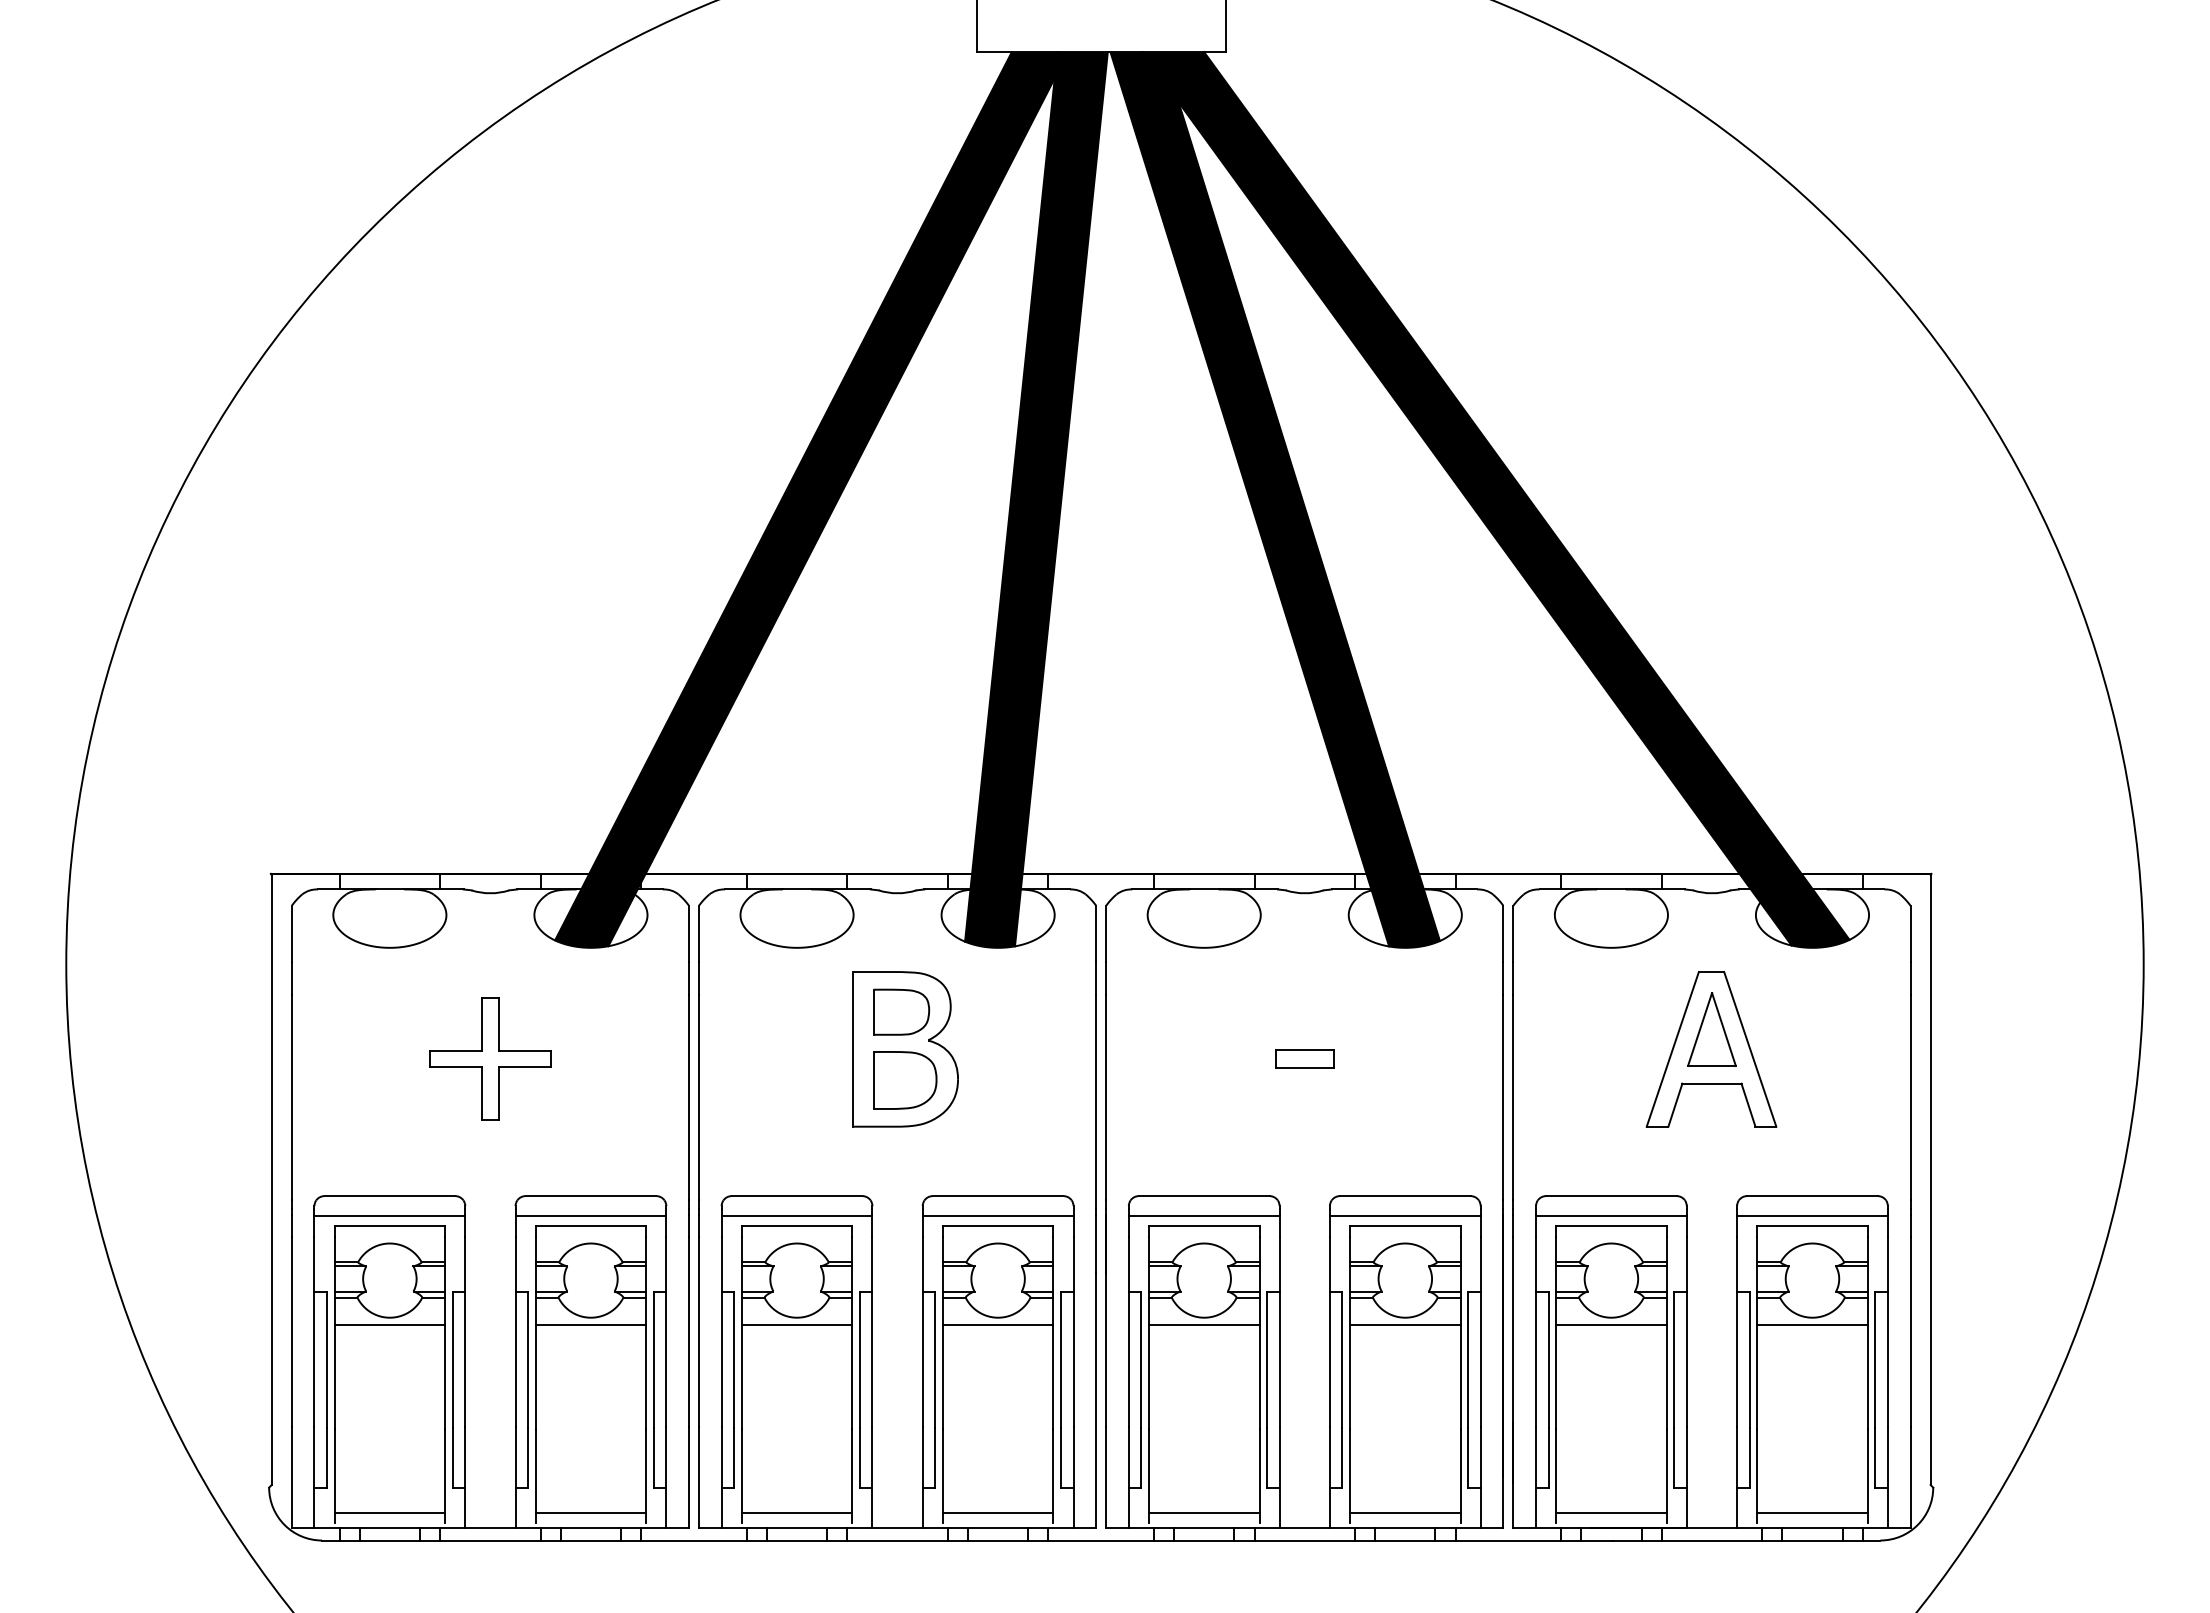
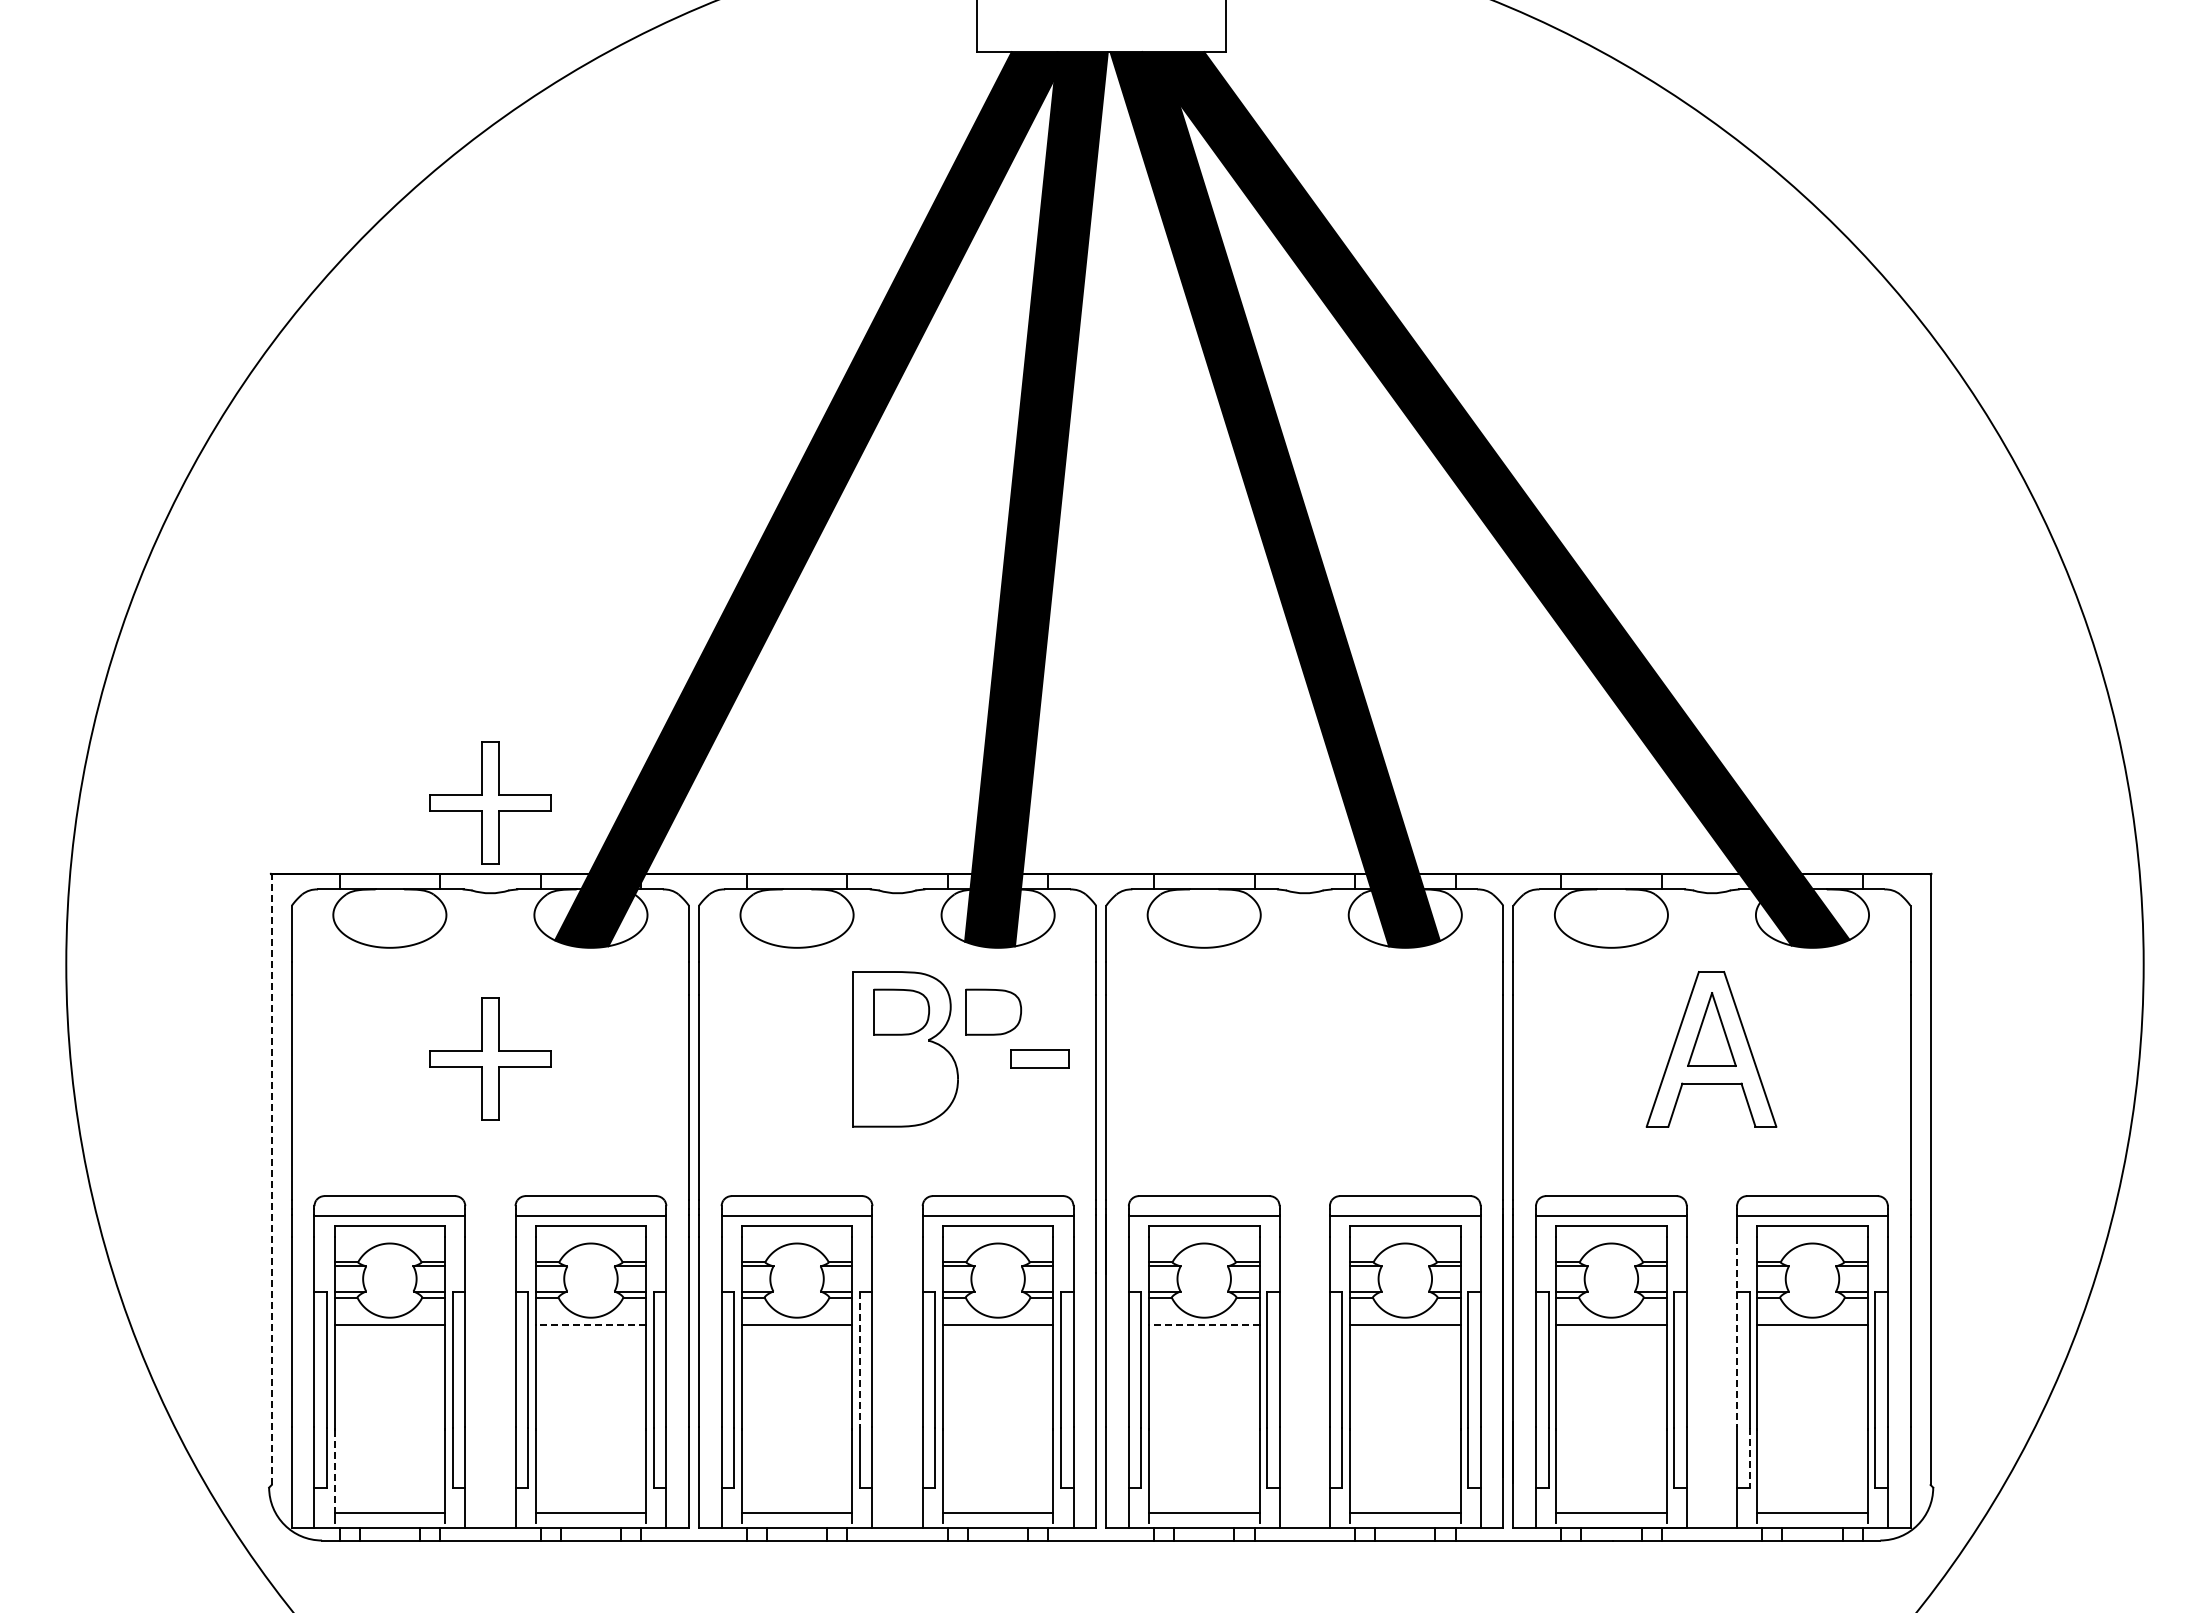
part: none -> present (490, 802)
part: none -> present (993, 1011)
part position: (1304, 1058) -> (1039, 1058) (1039, 1058)
part: present -> none (905, 1080)
line: solid -> dashed (271, 1179)
line: solid -> dashed (590, 1325)
line: solid -> dashed (1203, 1325)
line: solid -> dashed (1737, 1332)
line: solid -> dashed (859, 1360)
line: solid -> dashed (1749, 1457)
line: solid -> dashed (334, 1472)
